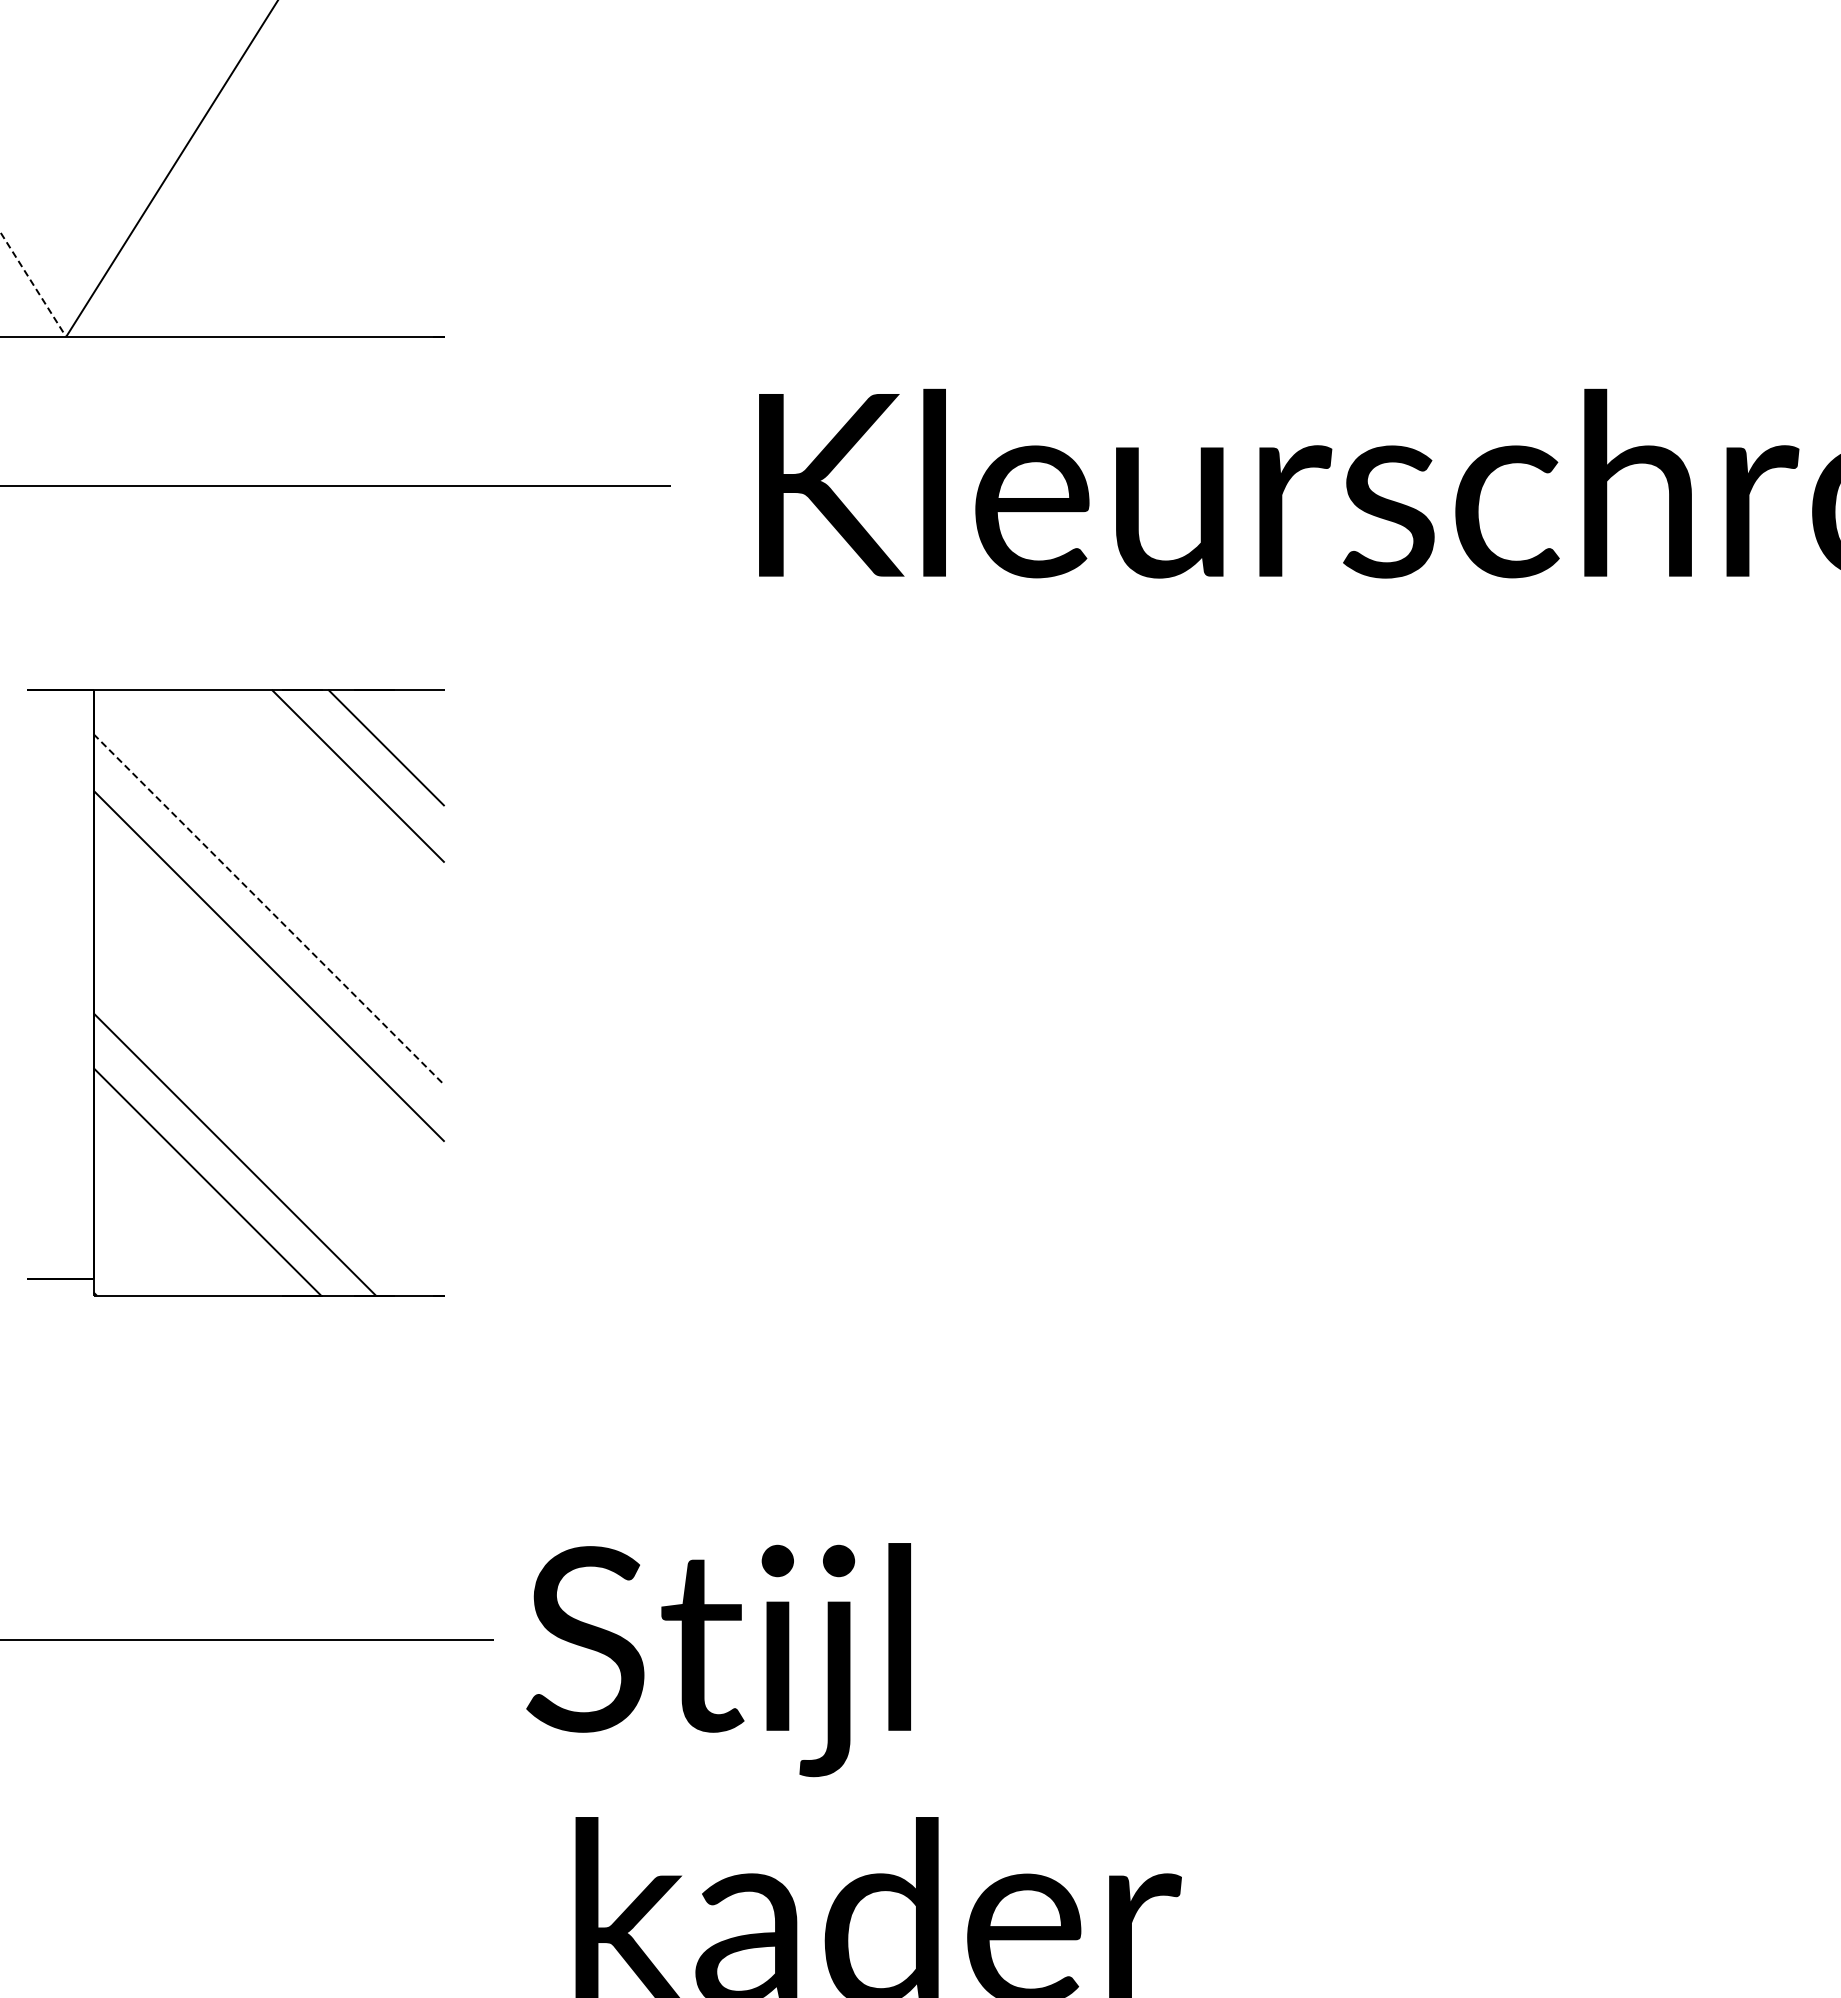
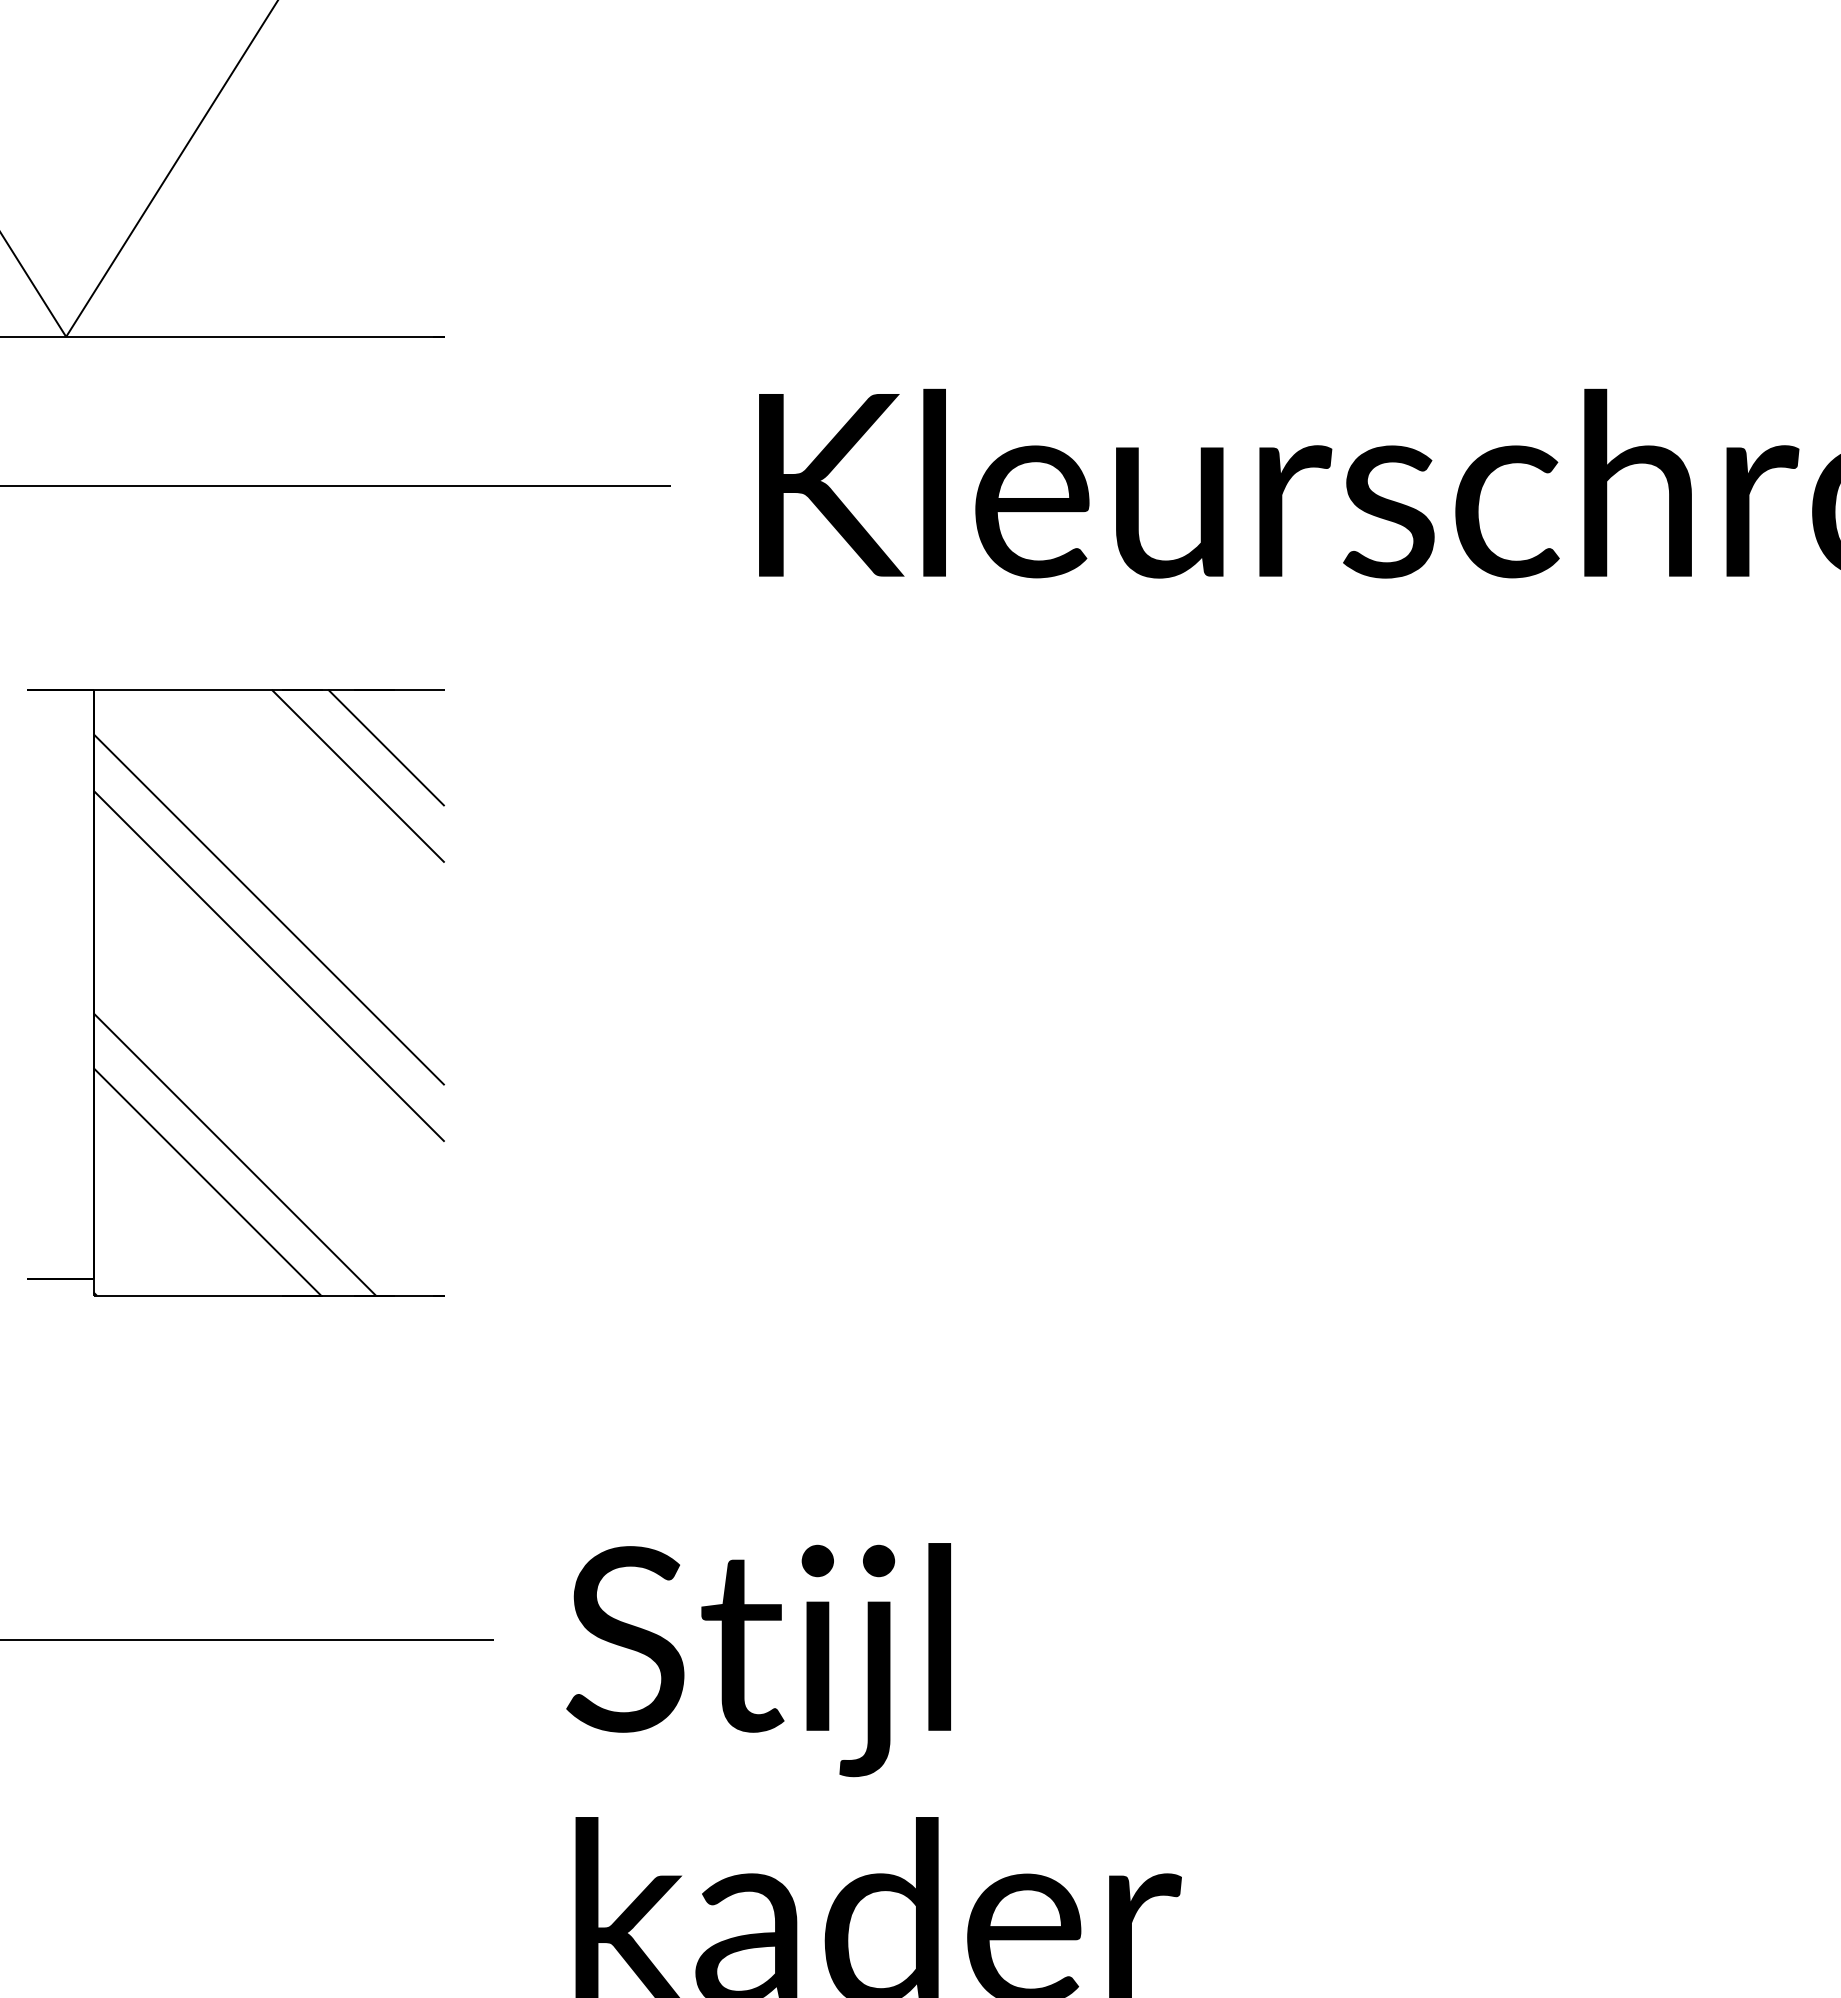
line: dashed -> solid (33, 284)
line: dashed -> solid (269, 910)
text position: (718, 1660) -> (758, 1660) (758, 1660)
